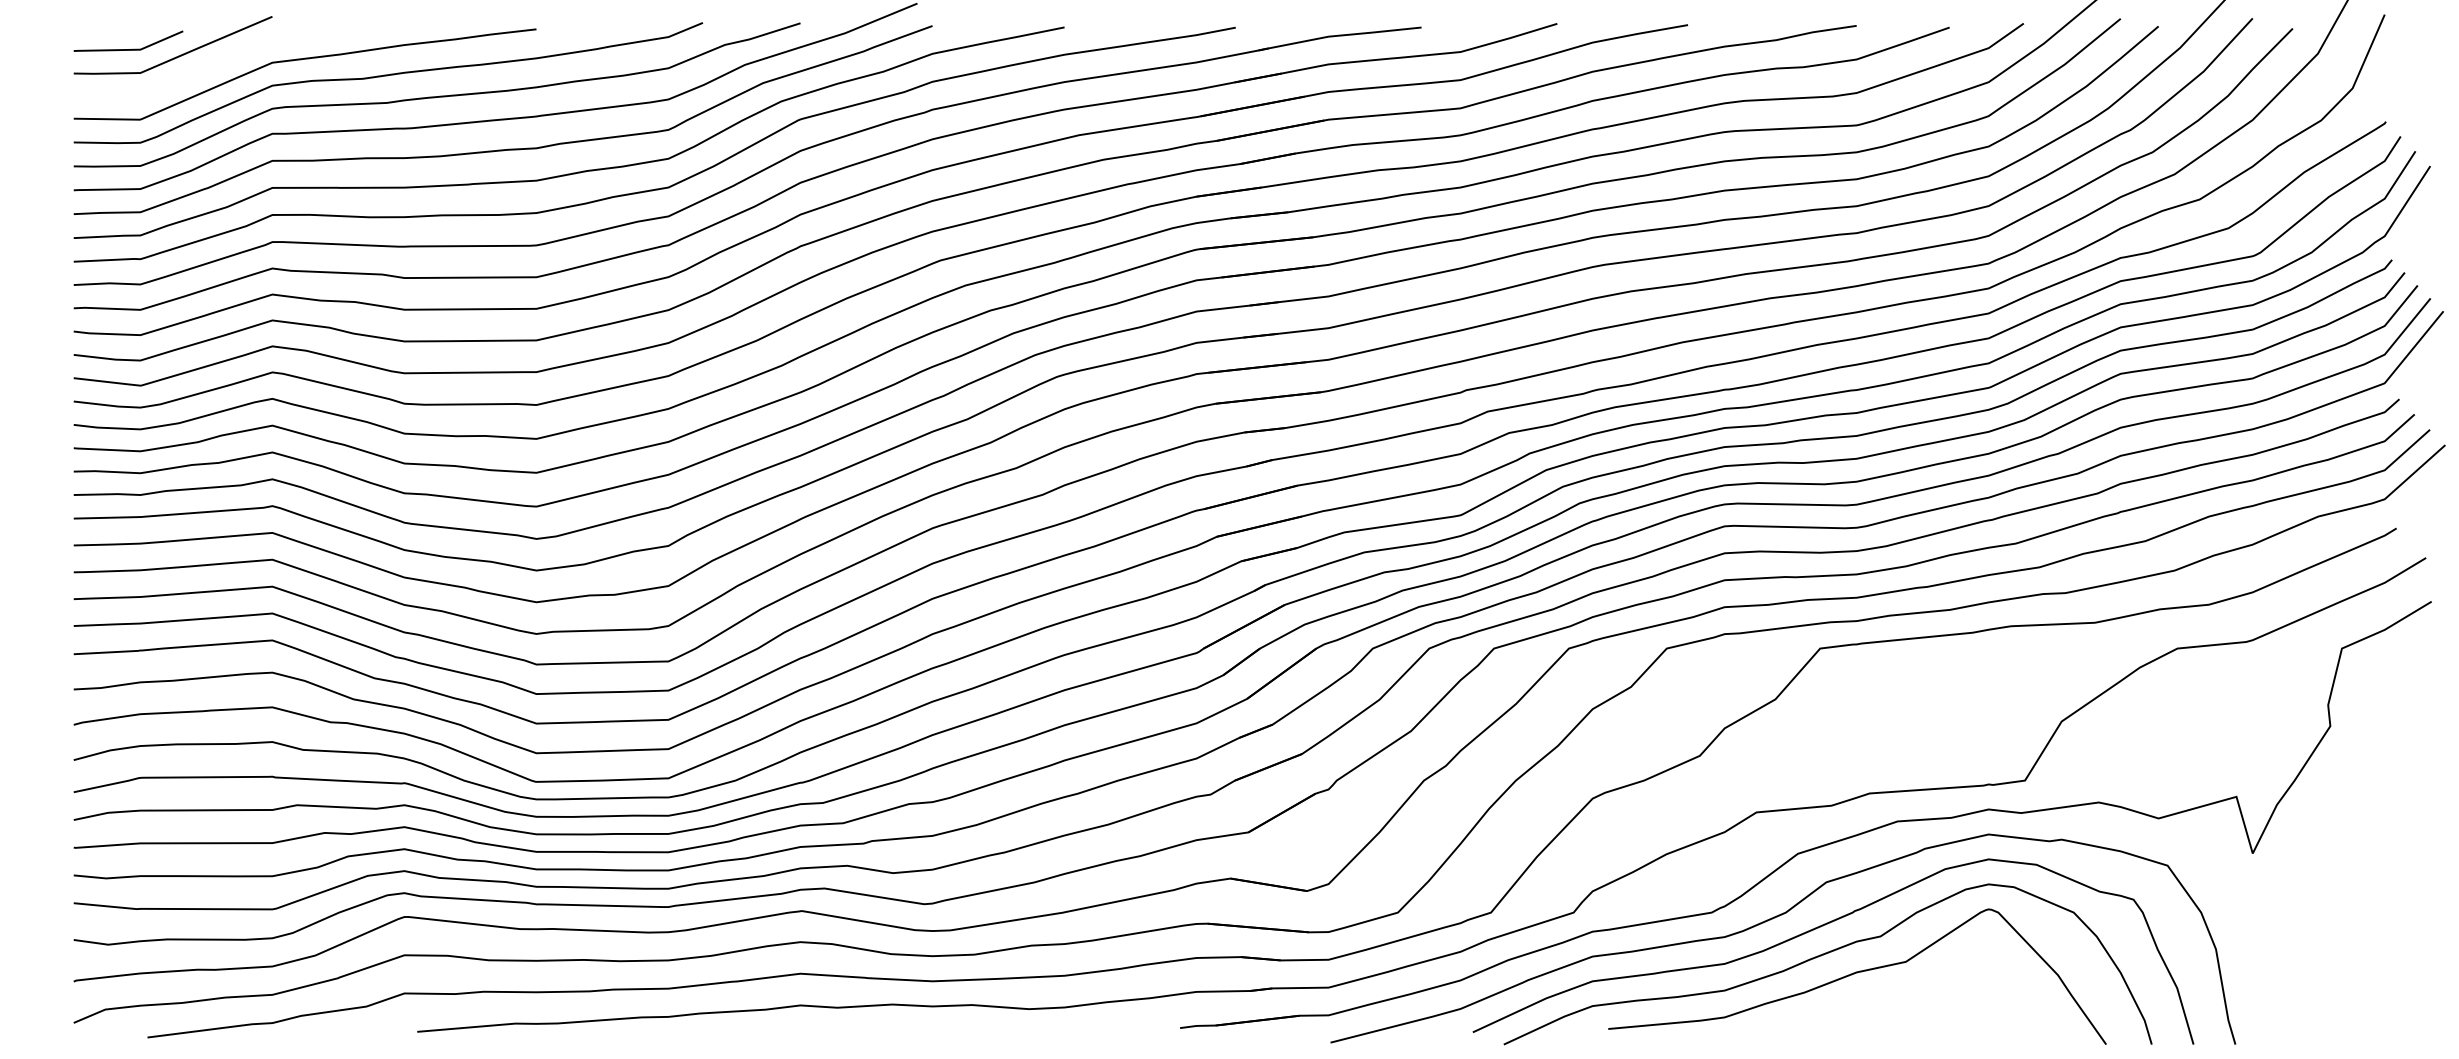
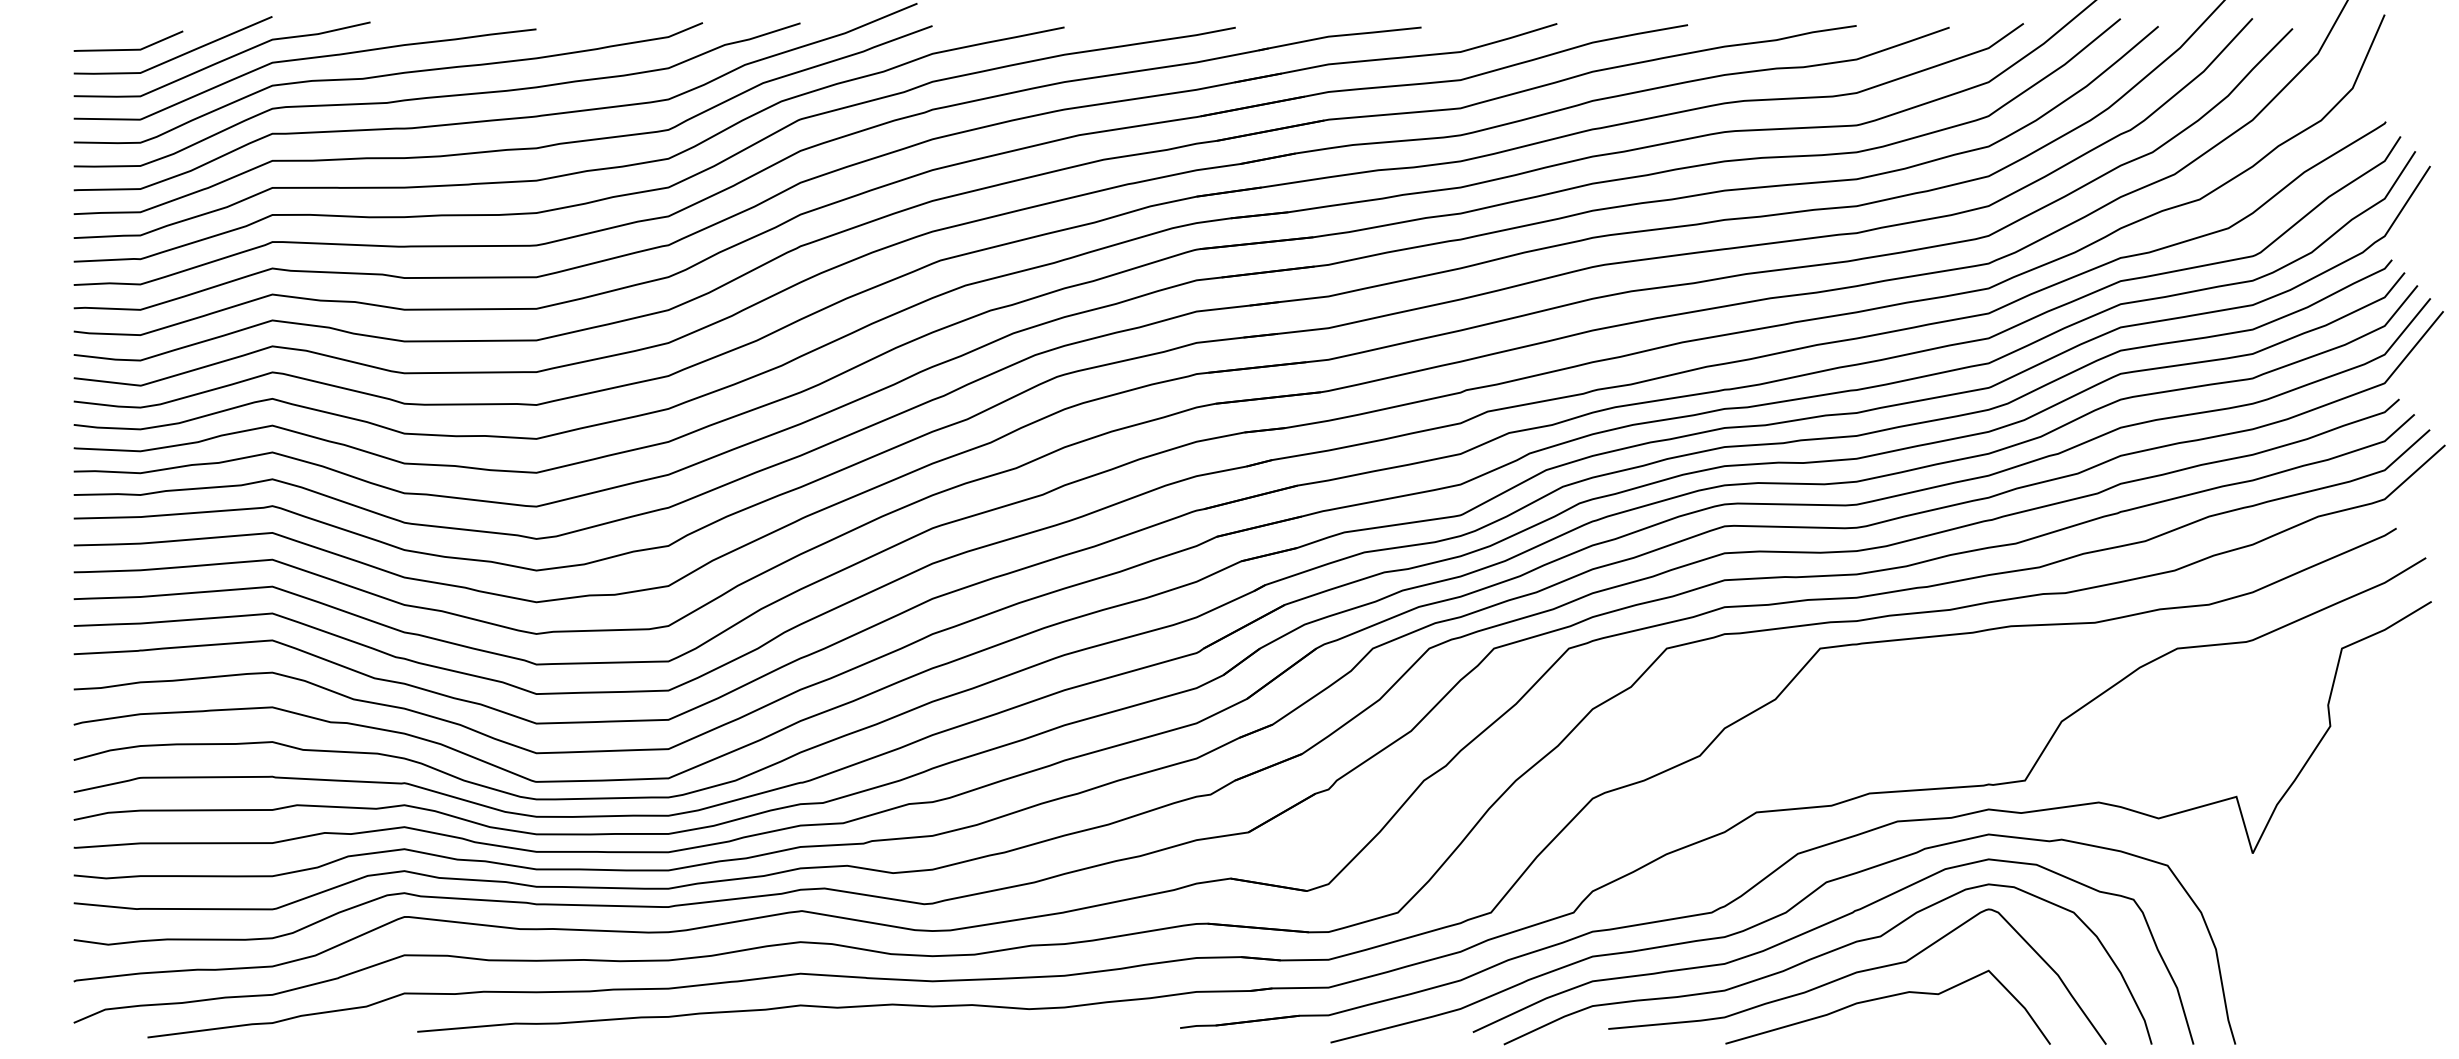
curve: none -> present (222, 59)
curve: none -> present (1885, 998)
